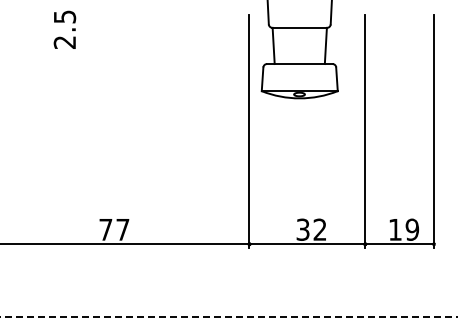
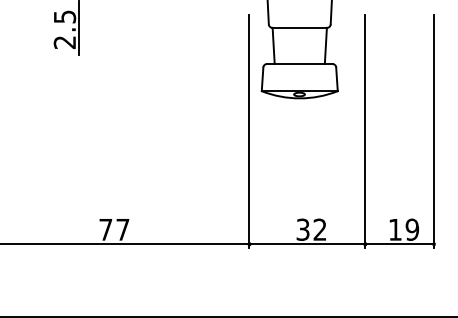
line: none -> present (79, 28)
line: dashed -> solid (229, 316)
